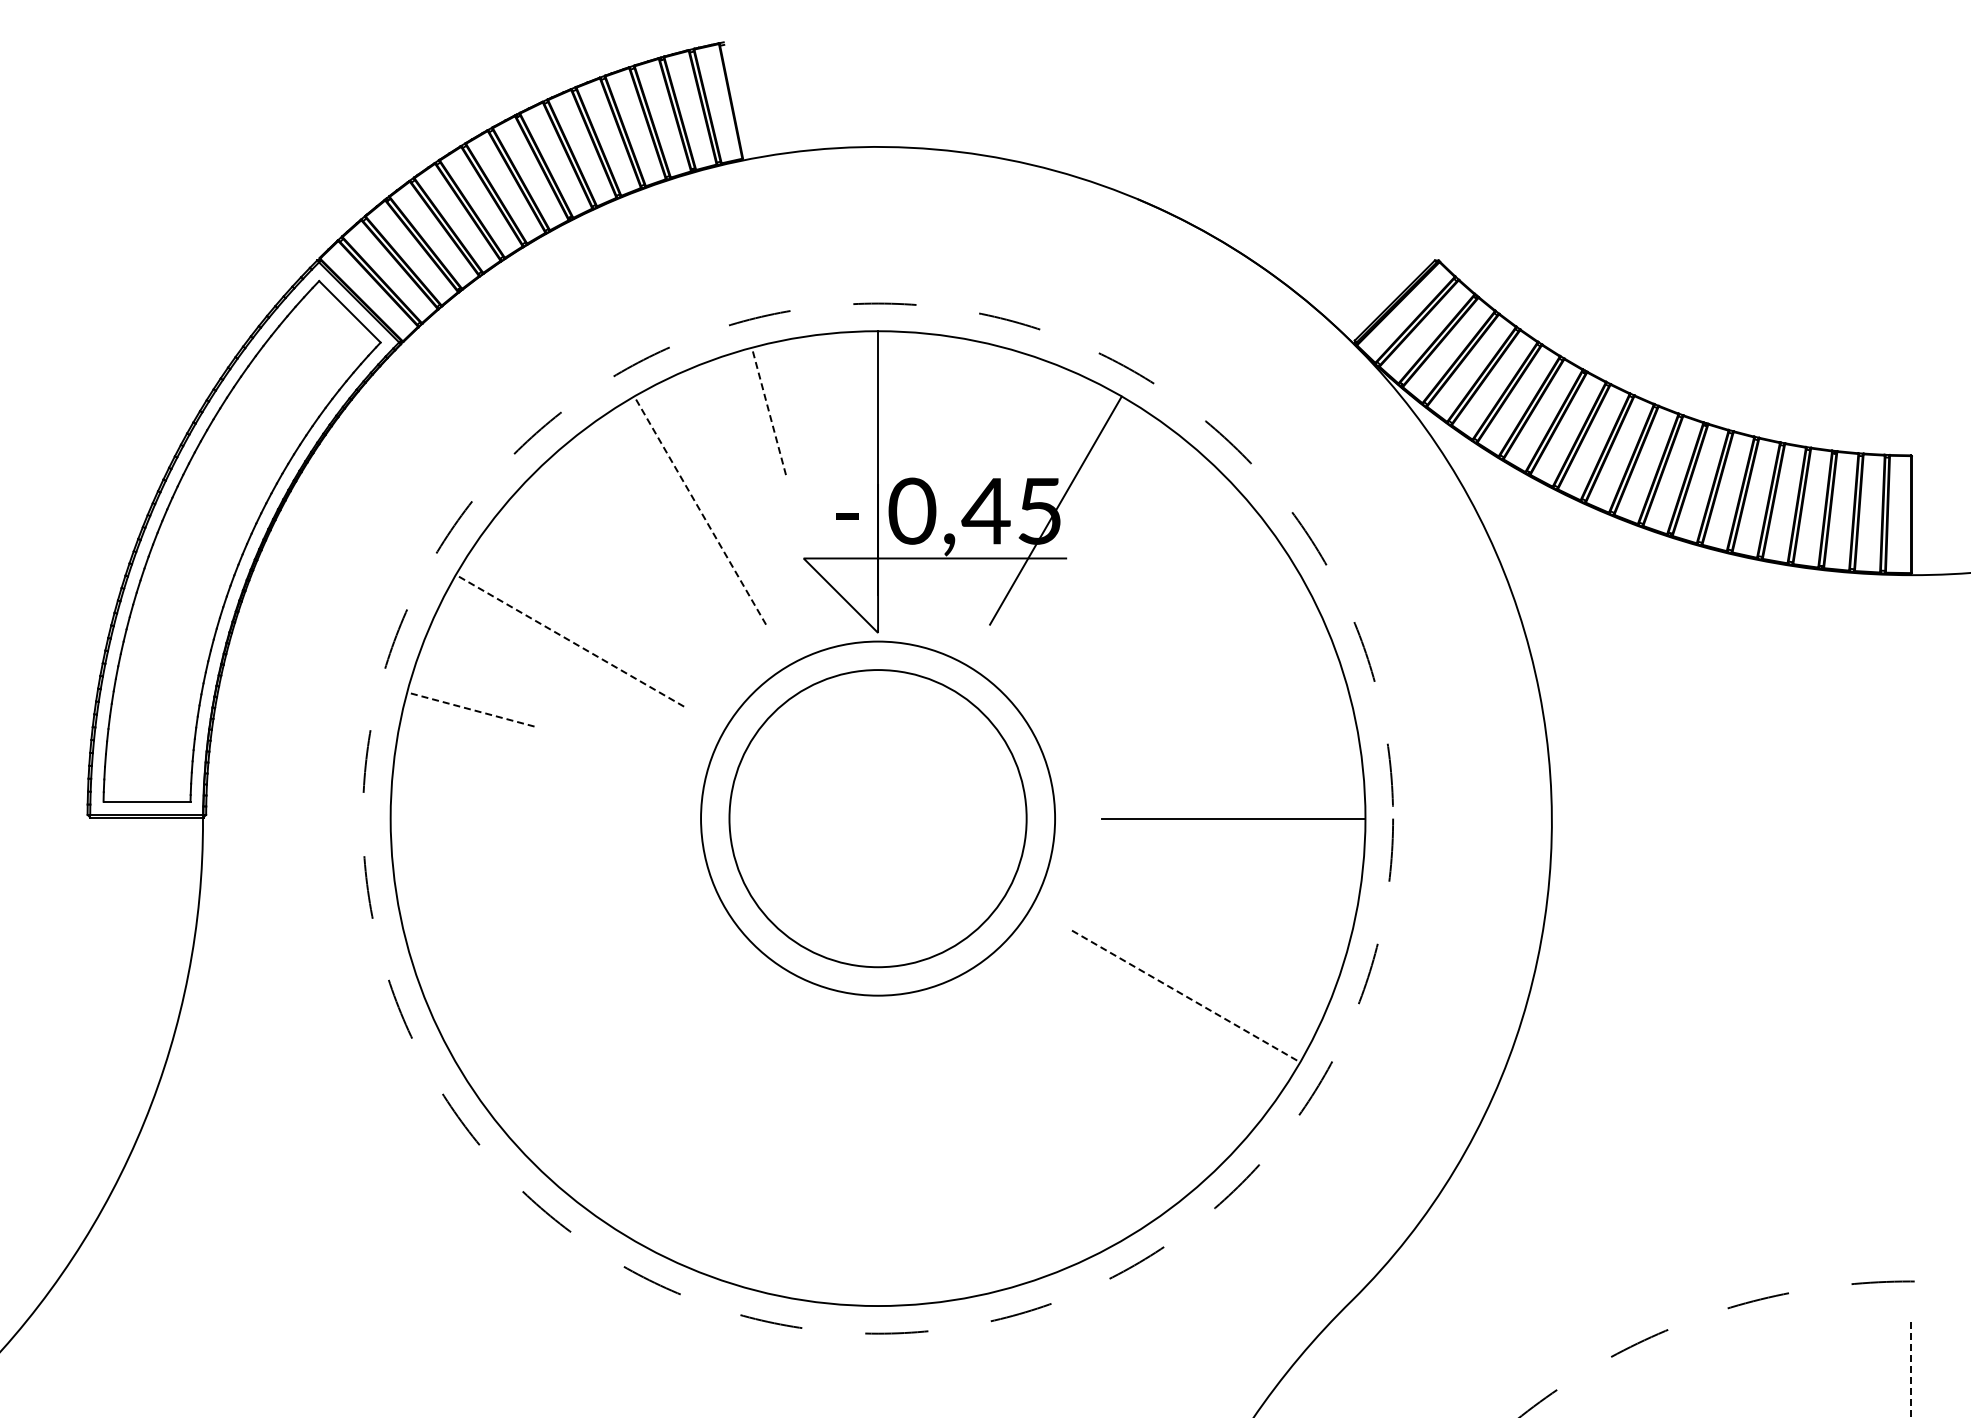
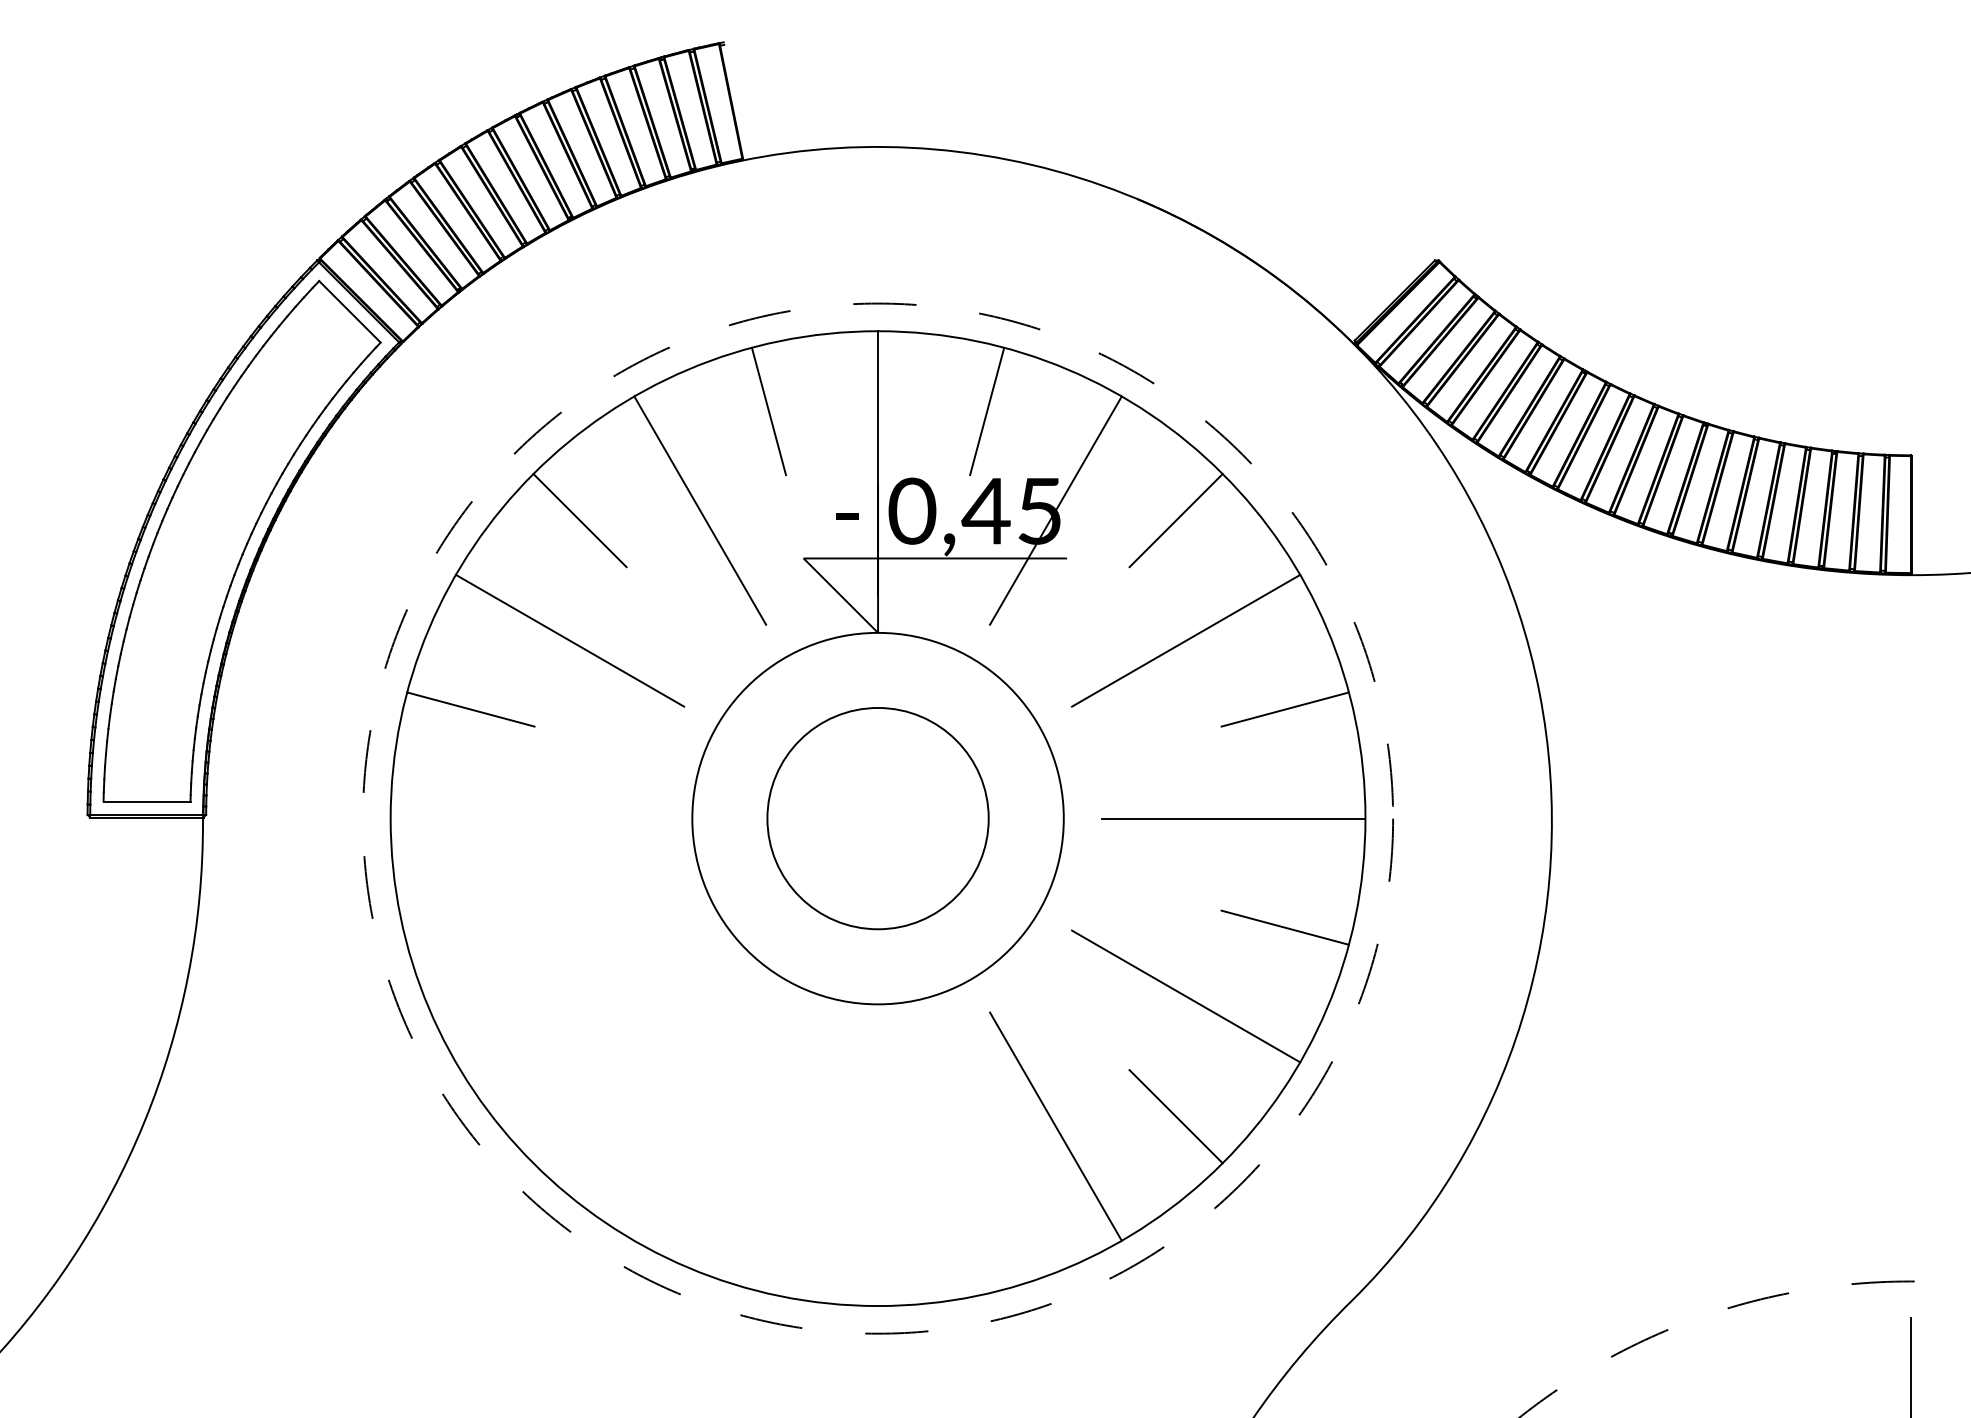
line: dashed -> solid (768, 411)
line: none -> present (987, 411)
line: dashed -> solid (700, 510)
line: none -> present (579, 520)
line: none -> present (1175, 520)
line: dashed -> solid (570, 640)
line: none -> present (1186, 640)
line: dashed -> solid (470, 709)
line: none -> present (1284, 709)
circle diameter: 297 px -> 371 px (877, 818)
circle diameter: 354 px -> 221 px (877, 818)
line: none -> present (1284, 927)
line: dashed -> solid (1186, 996)
line: none -> present (1175, 1116)
line: none -> present (1055, 1126)
line: dashed -> solid (1910, 1367)
